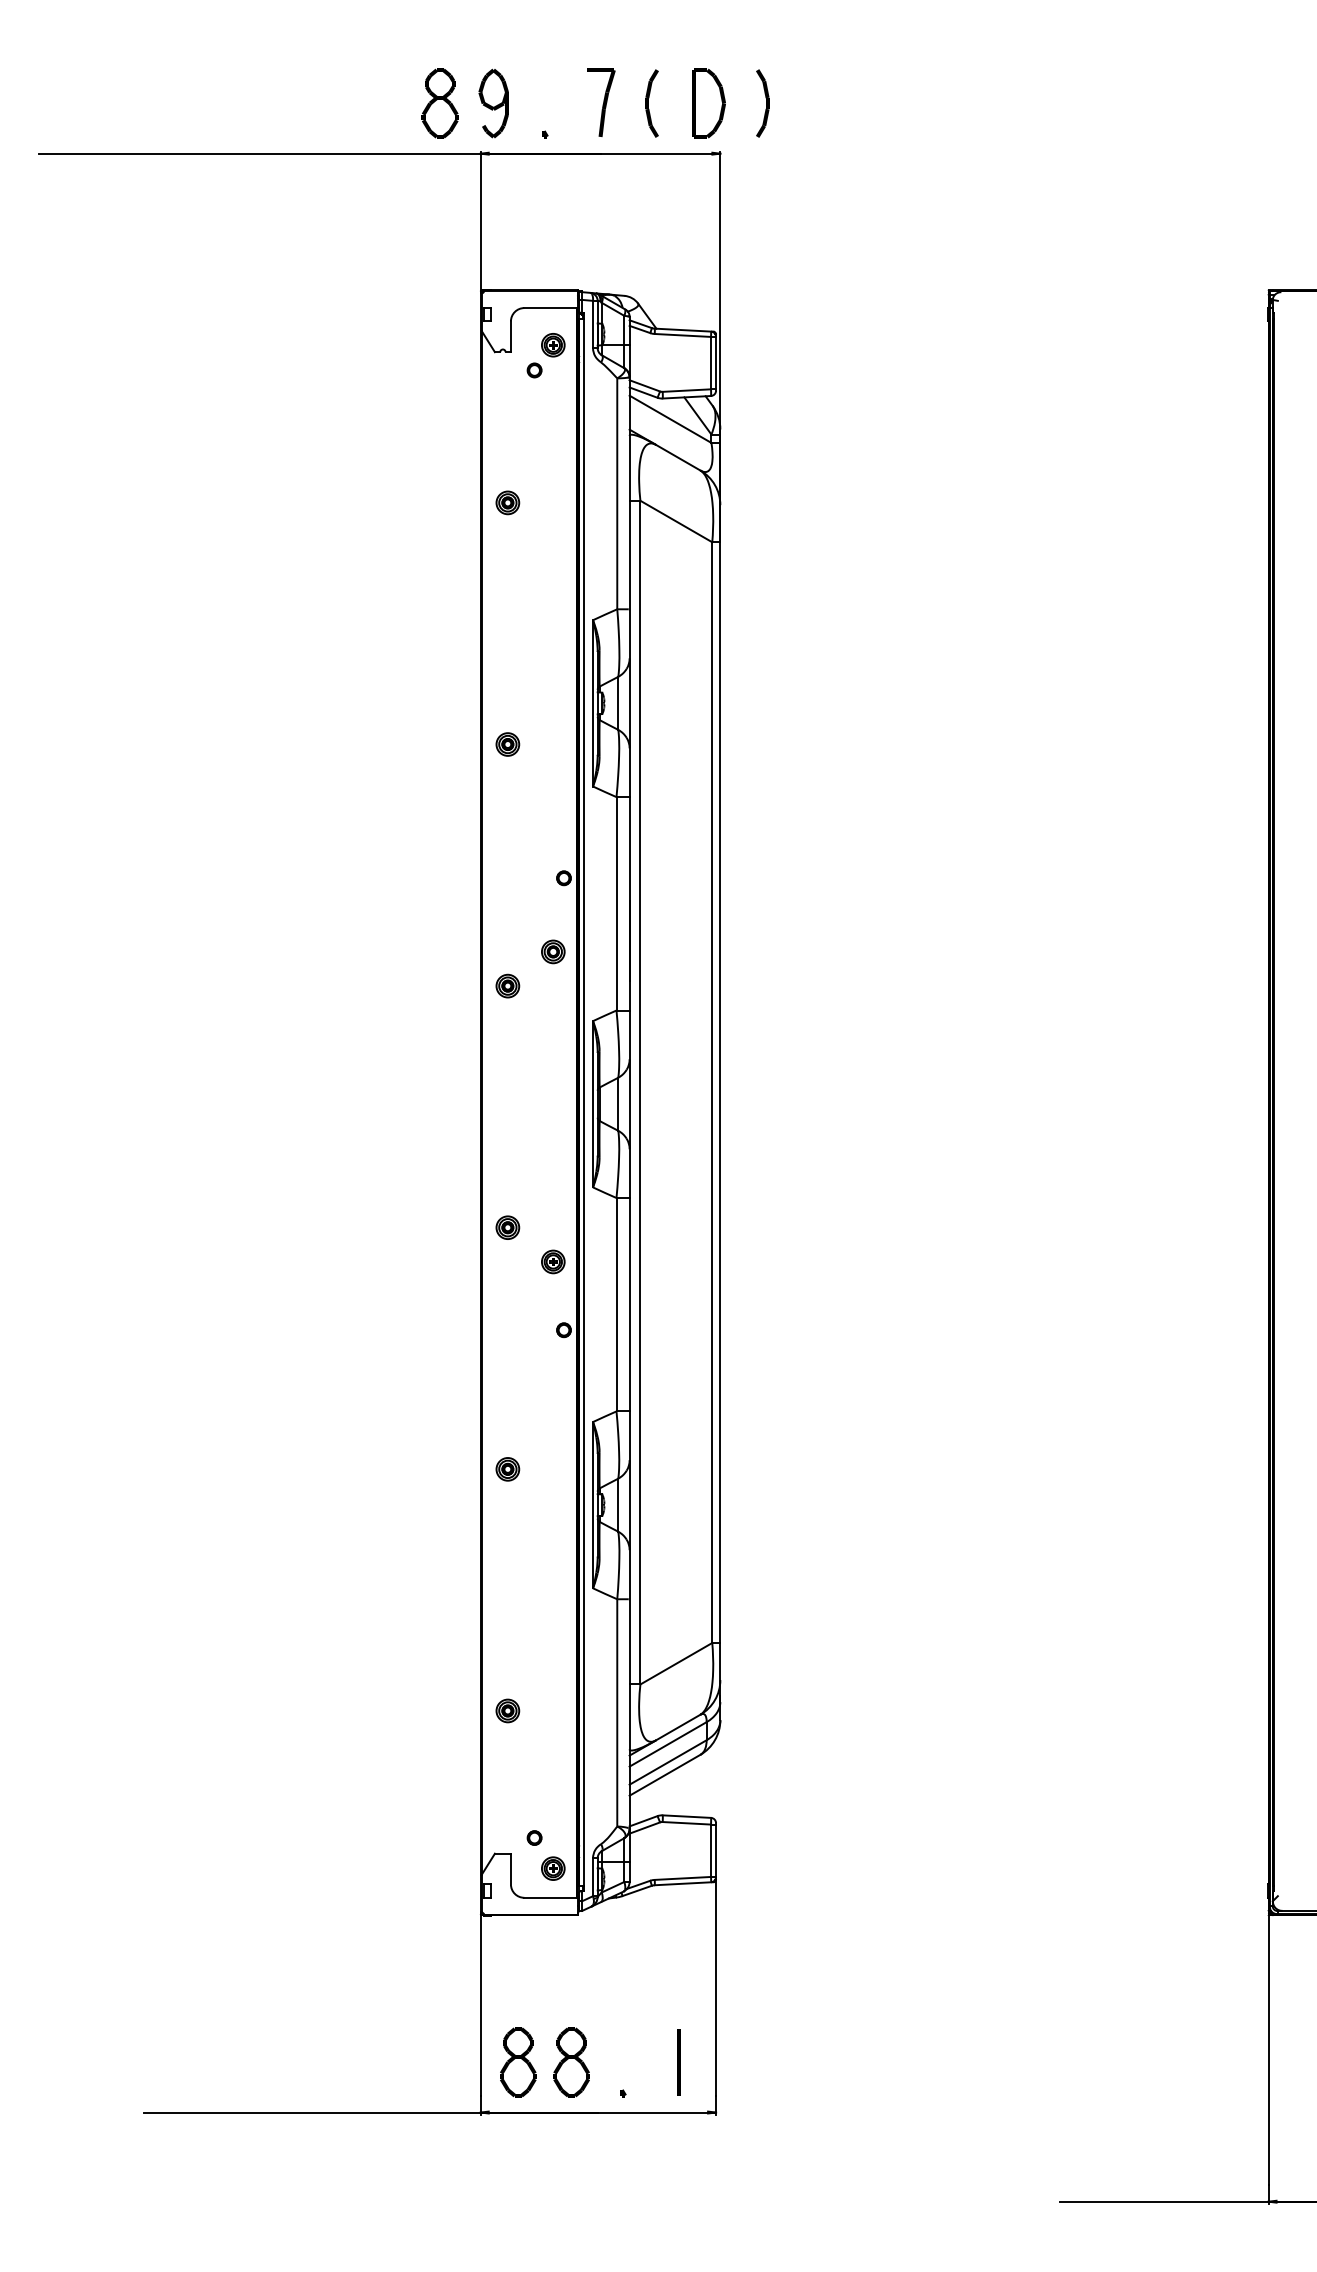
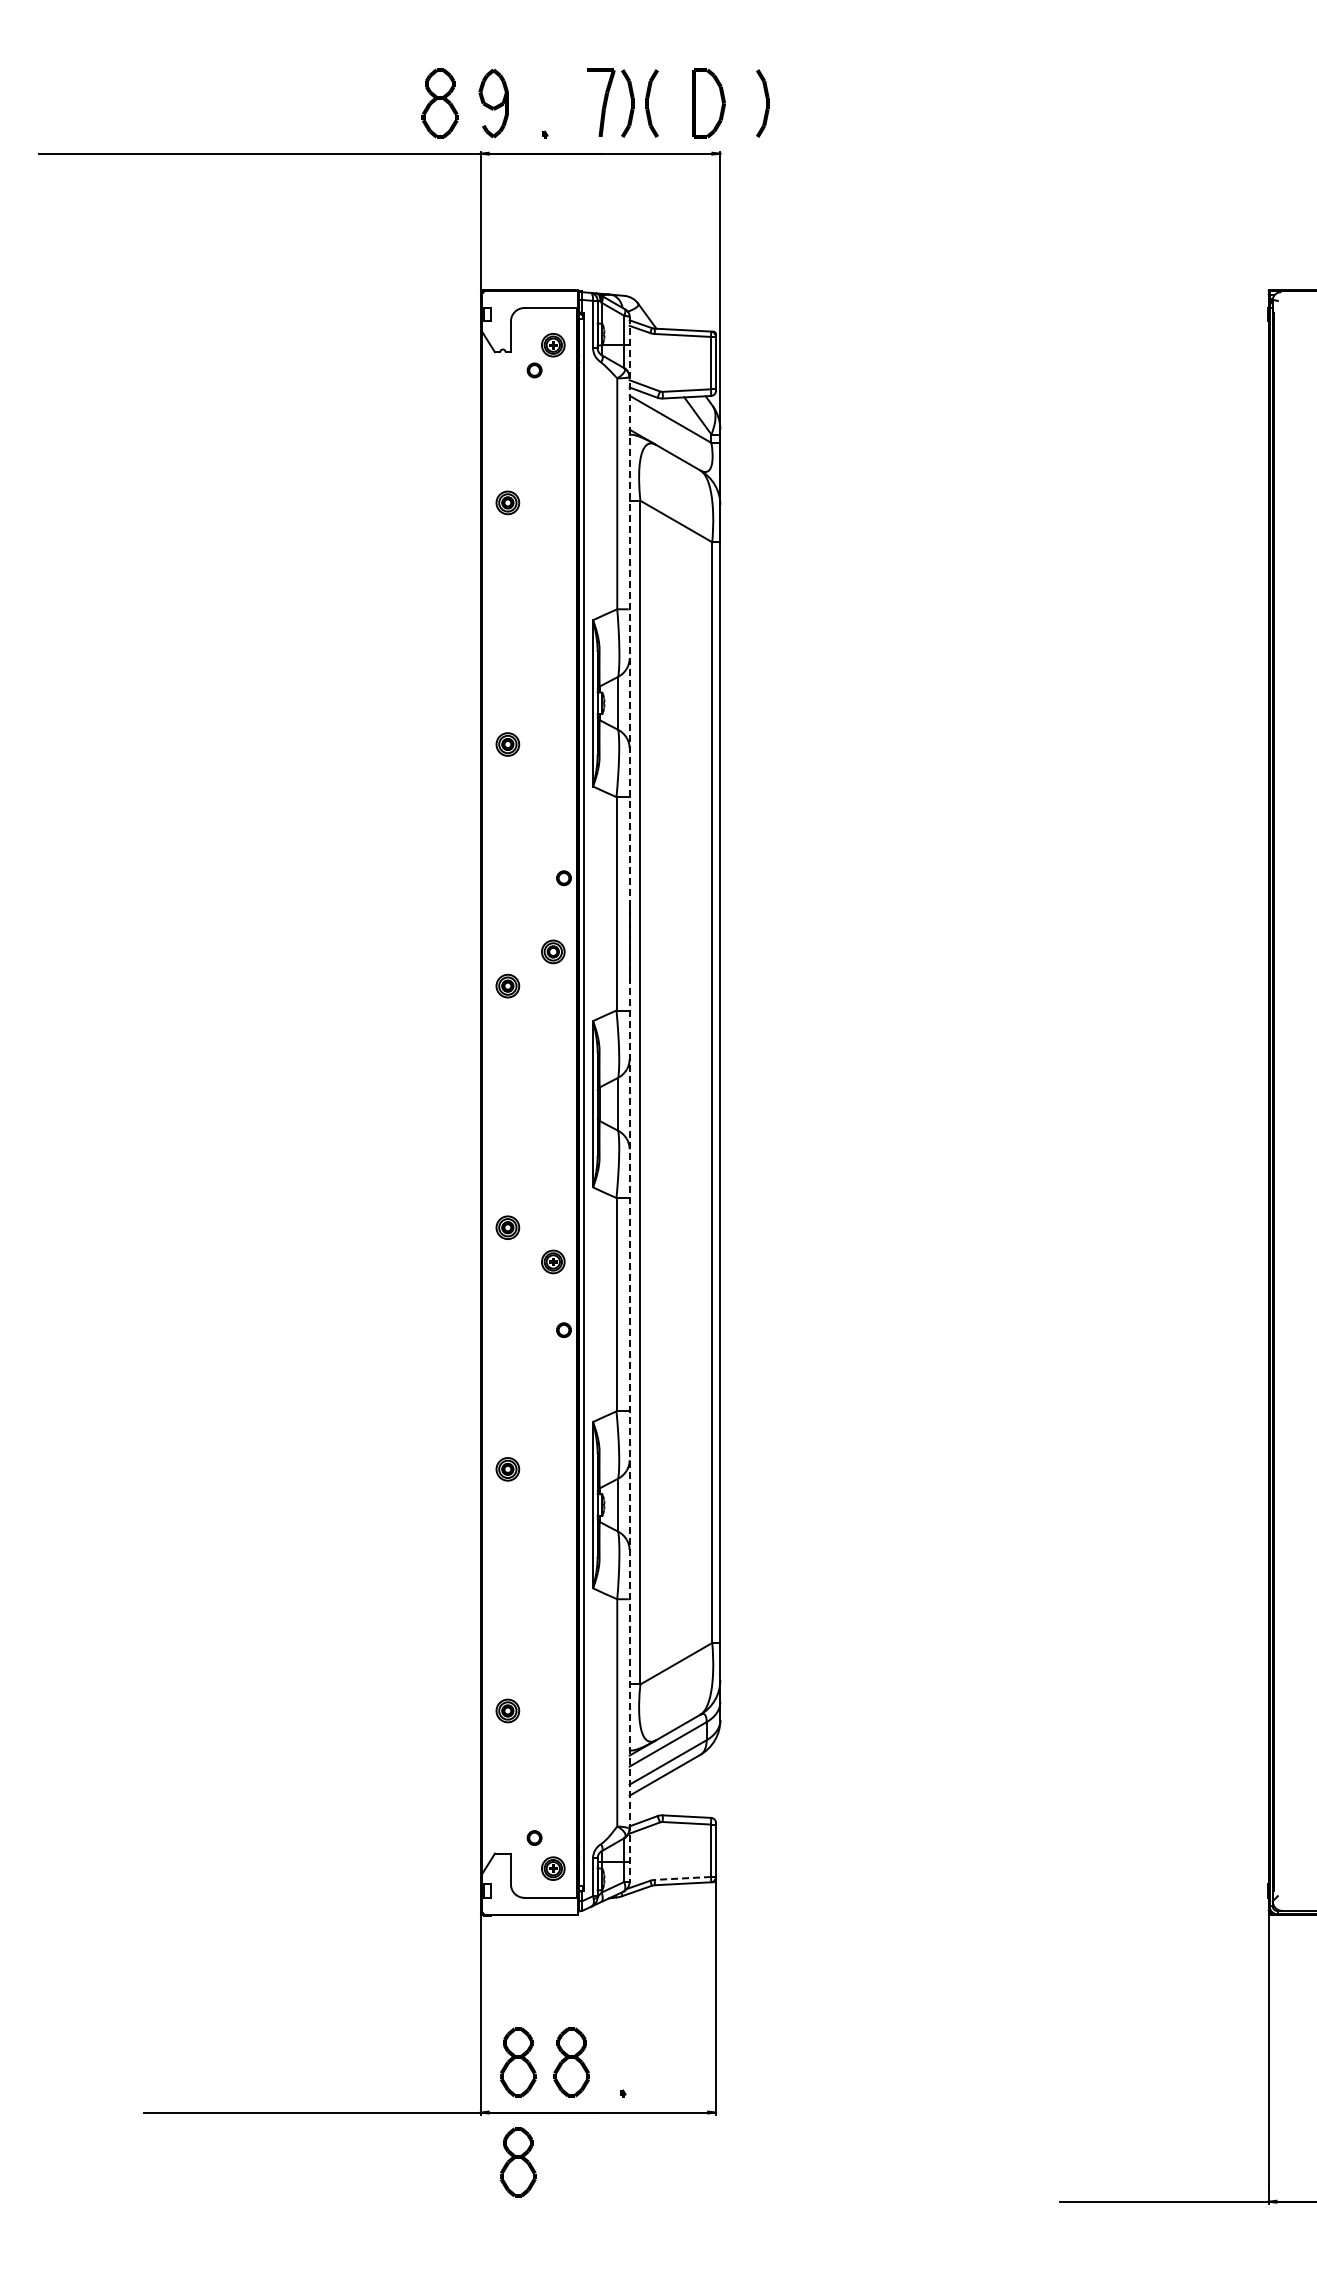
part: none -> present (627, 103)
line: solid -> dashed (629, 1099)
line: solid -> dashed (682, 1878)
line: present -> none (678, 2062)
part: none -> present (518, 2162)
